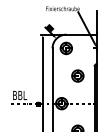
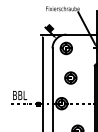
part position: (77, 75) -> (70, 77) (70, 77)
